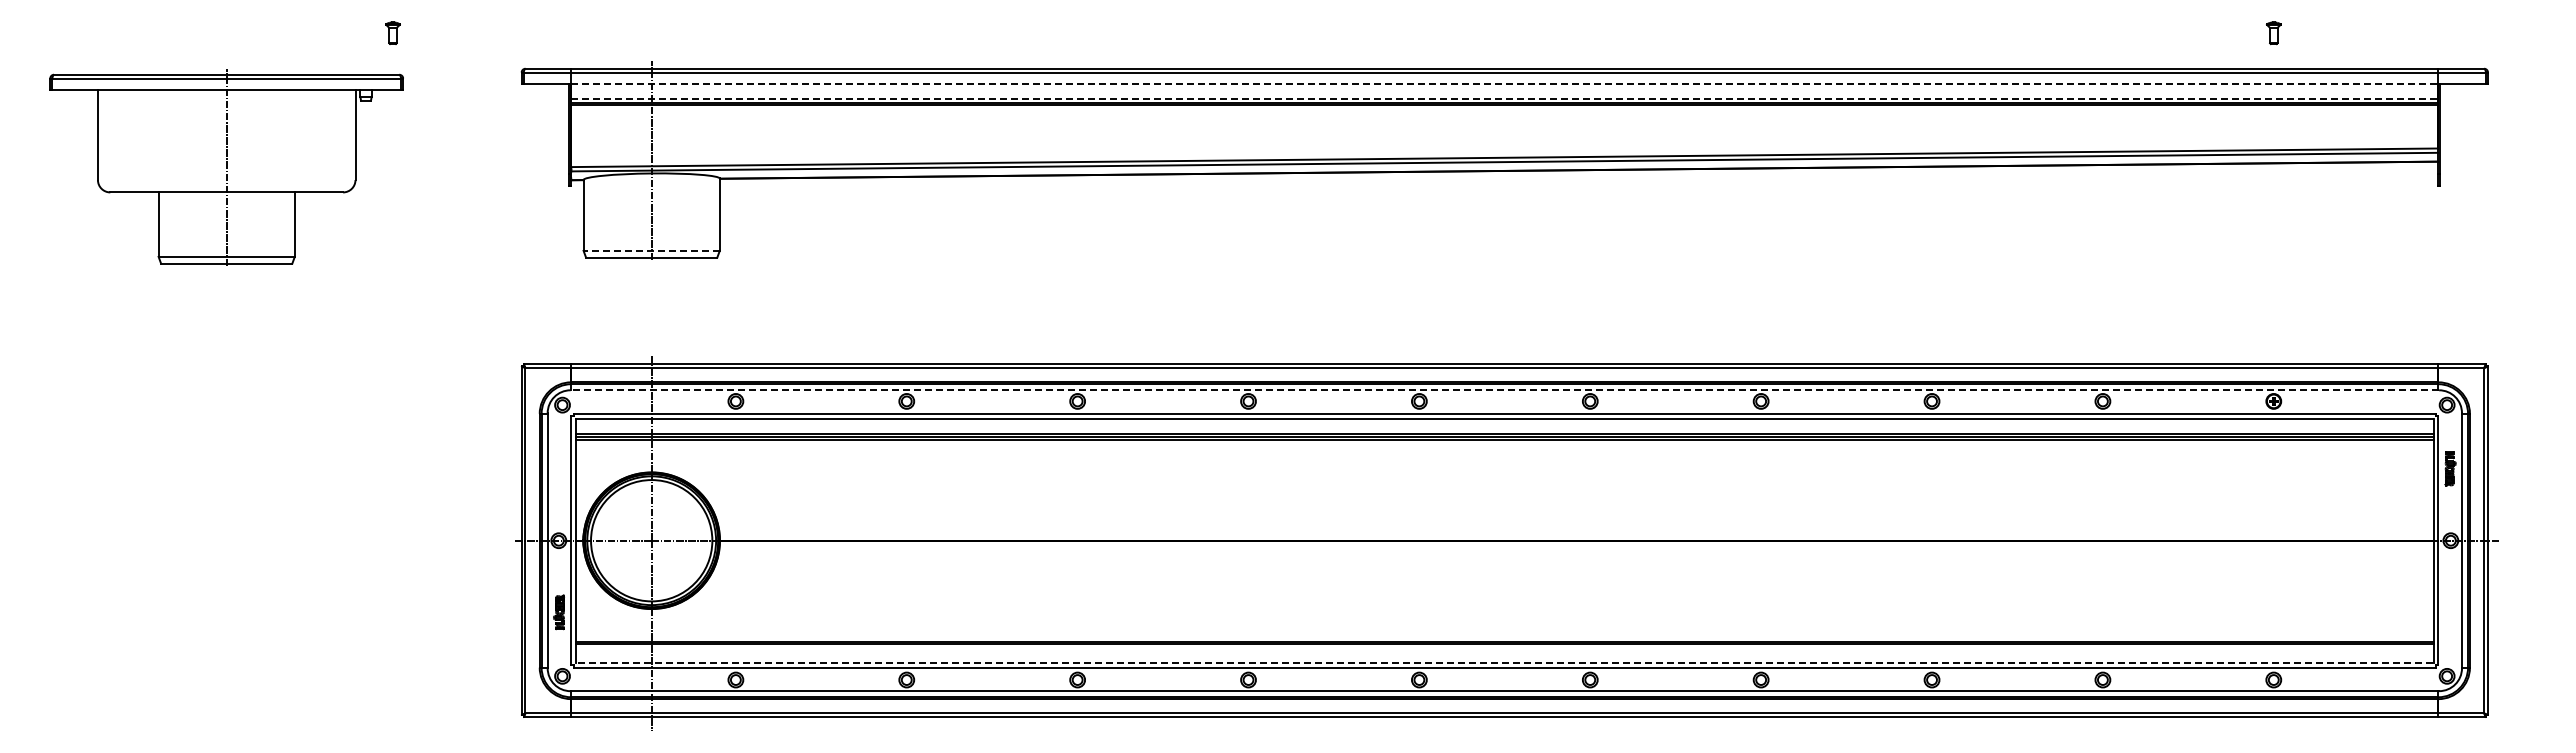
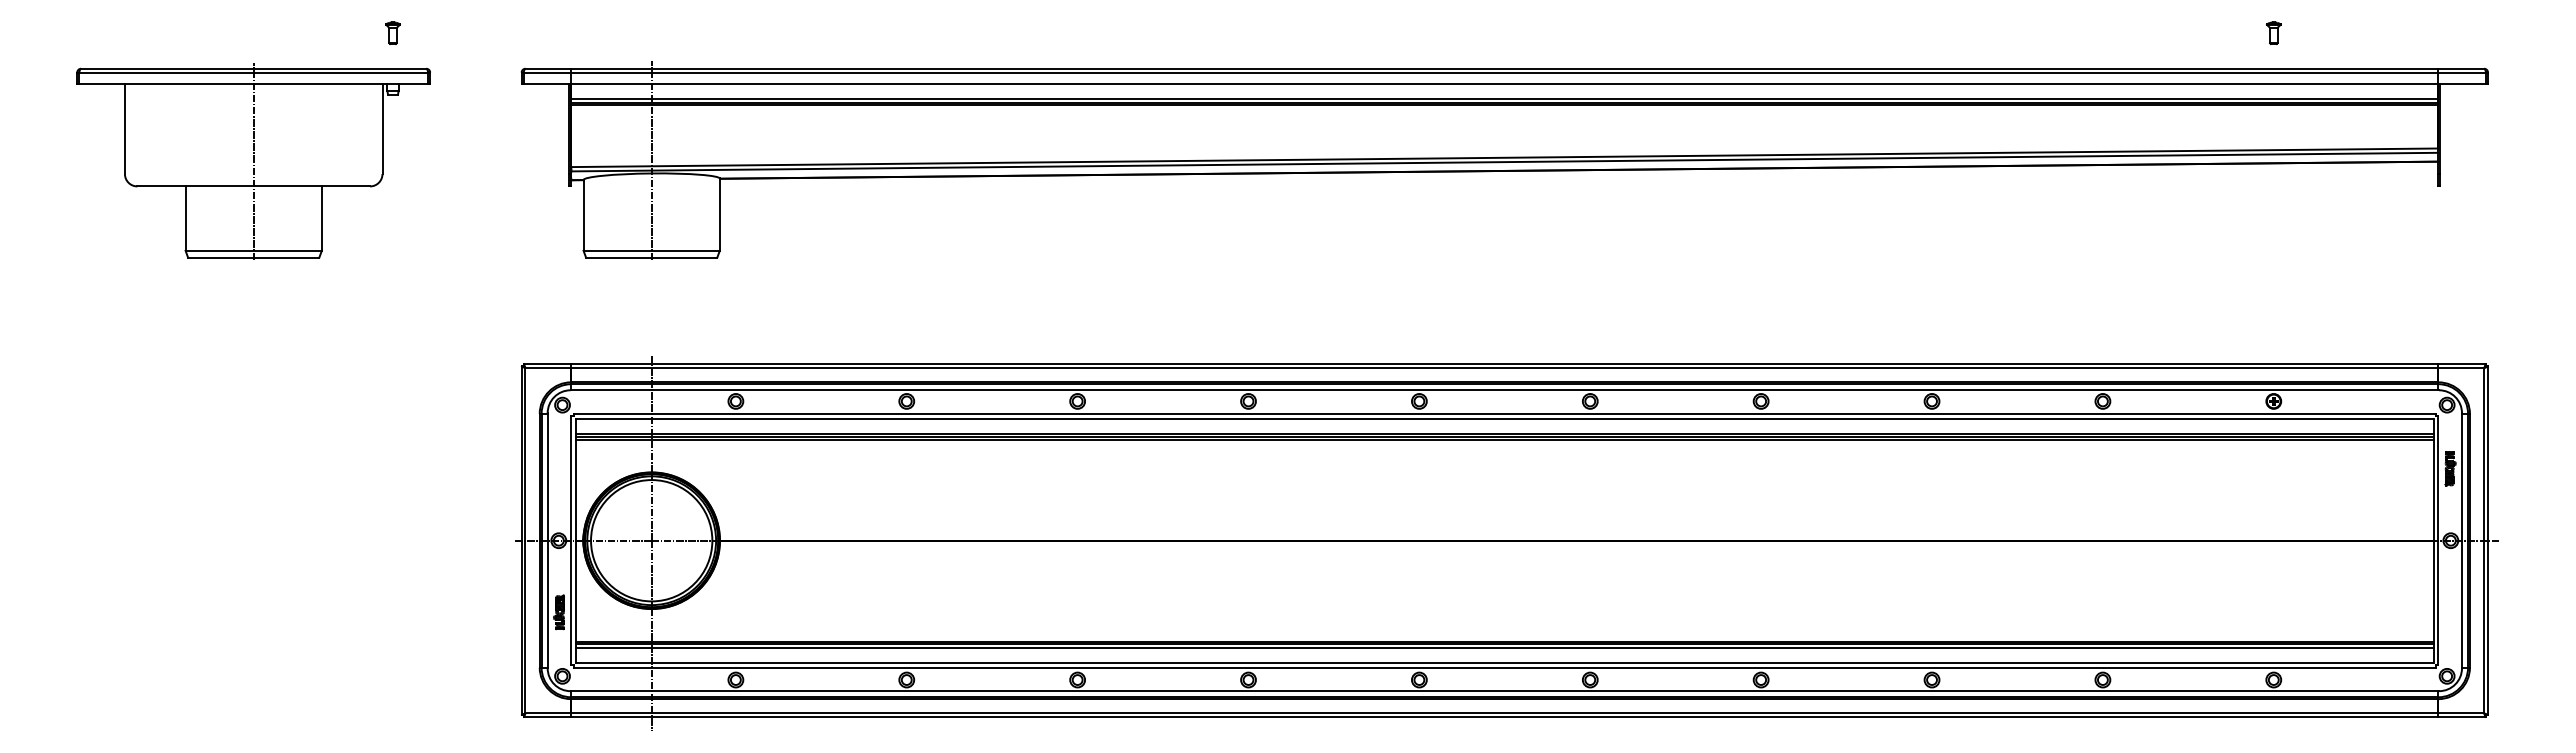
line: dashed -> solid (1504, 83)
line: dashed -> solid (1504, 98)
part position: (226, 167) -> (253, 161) (253, 161)
line: dashed -> solid (651, 250)
line: dashed -> solid (1504, 390)
line: none -> present (1504, 647)
line: dashed -> solid (1504, 662)
